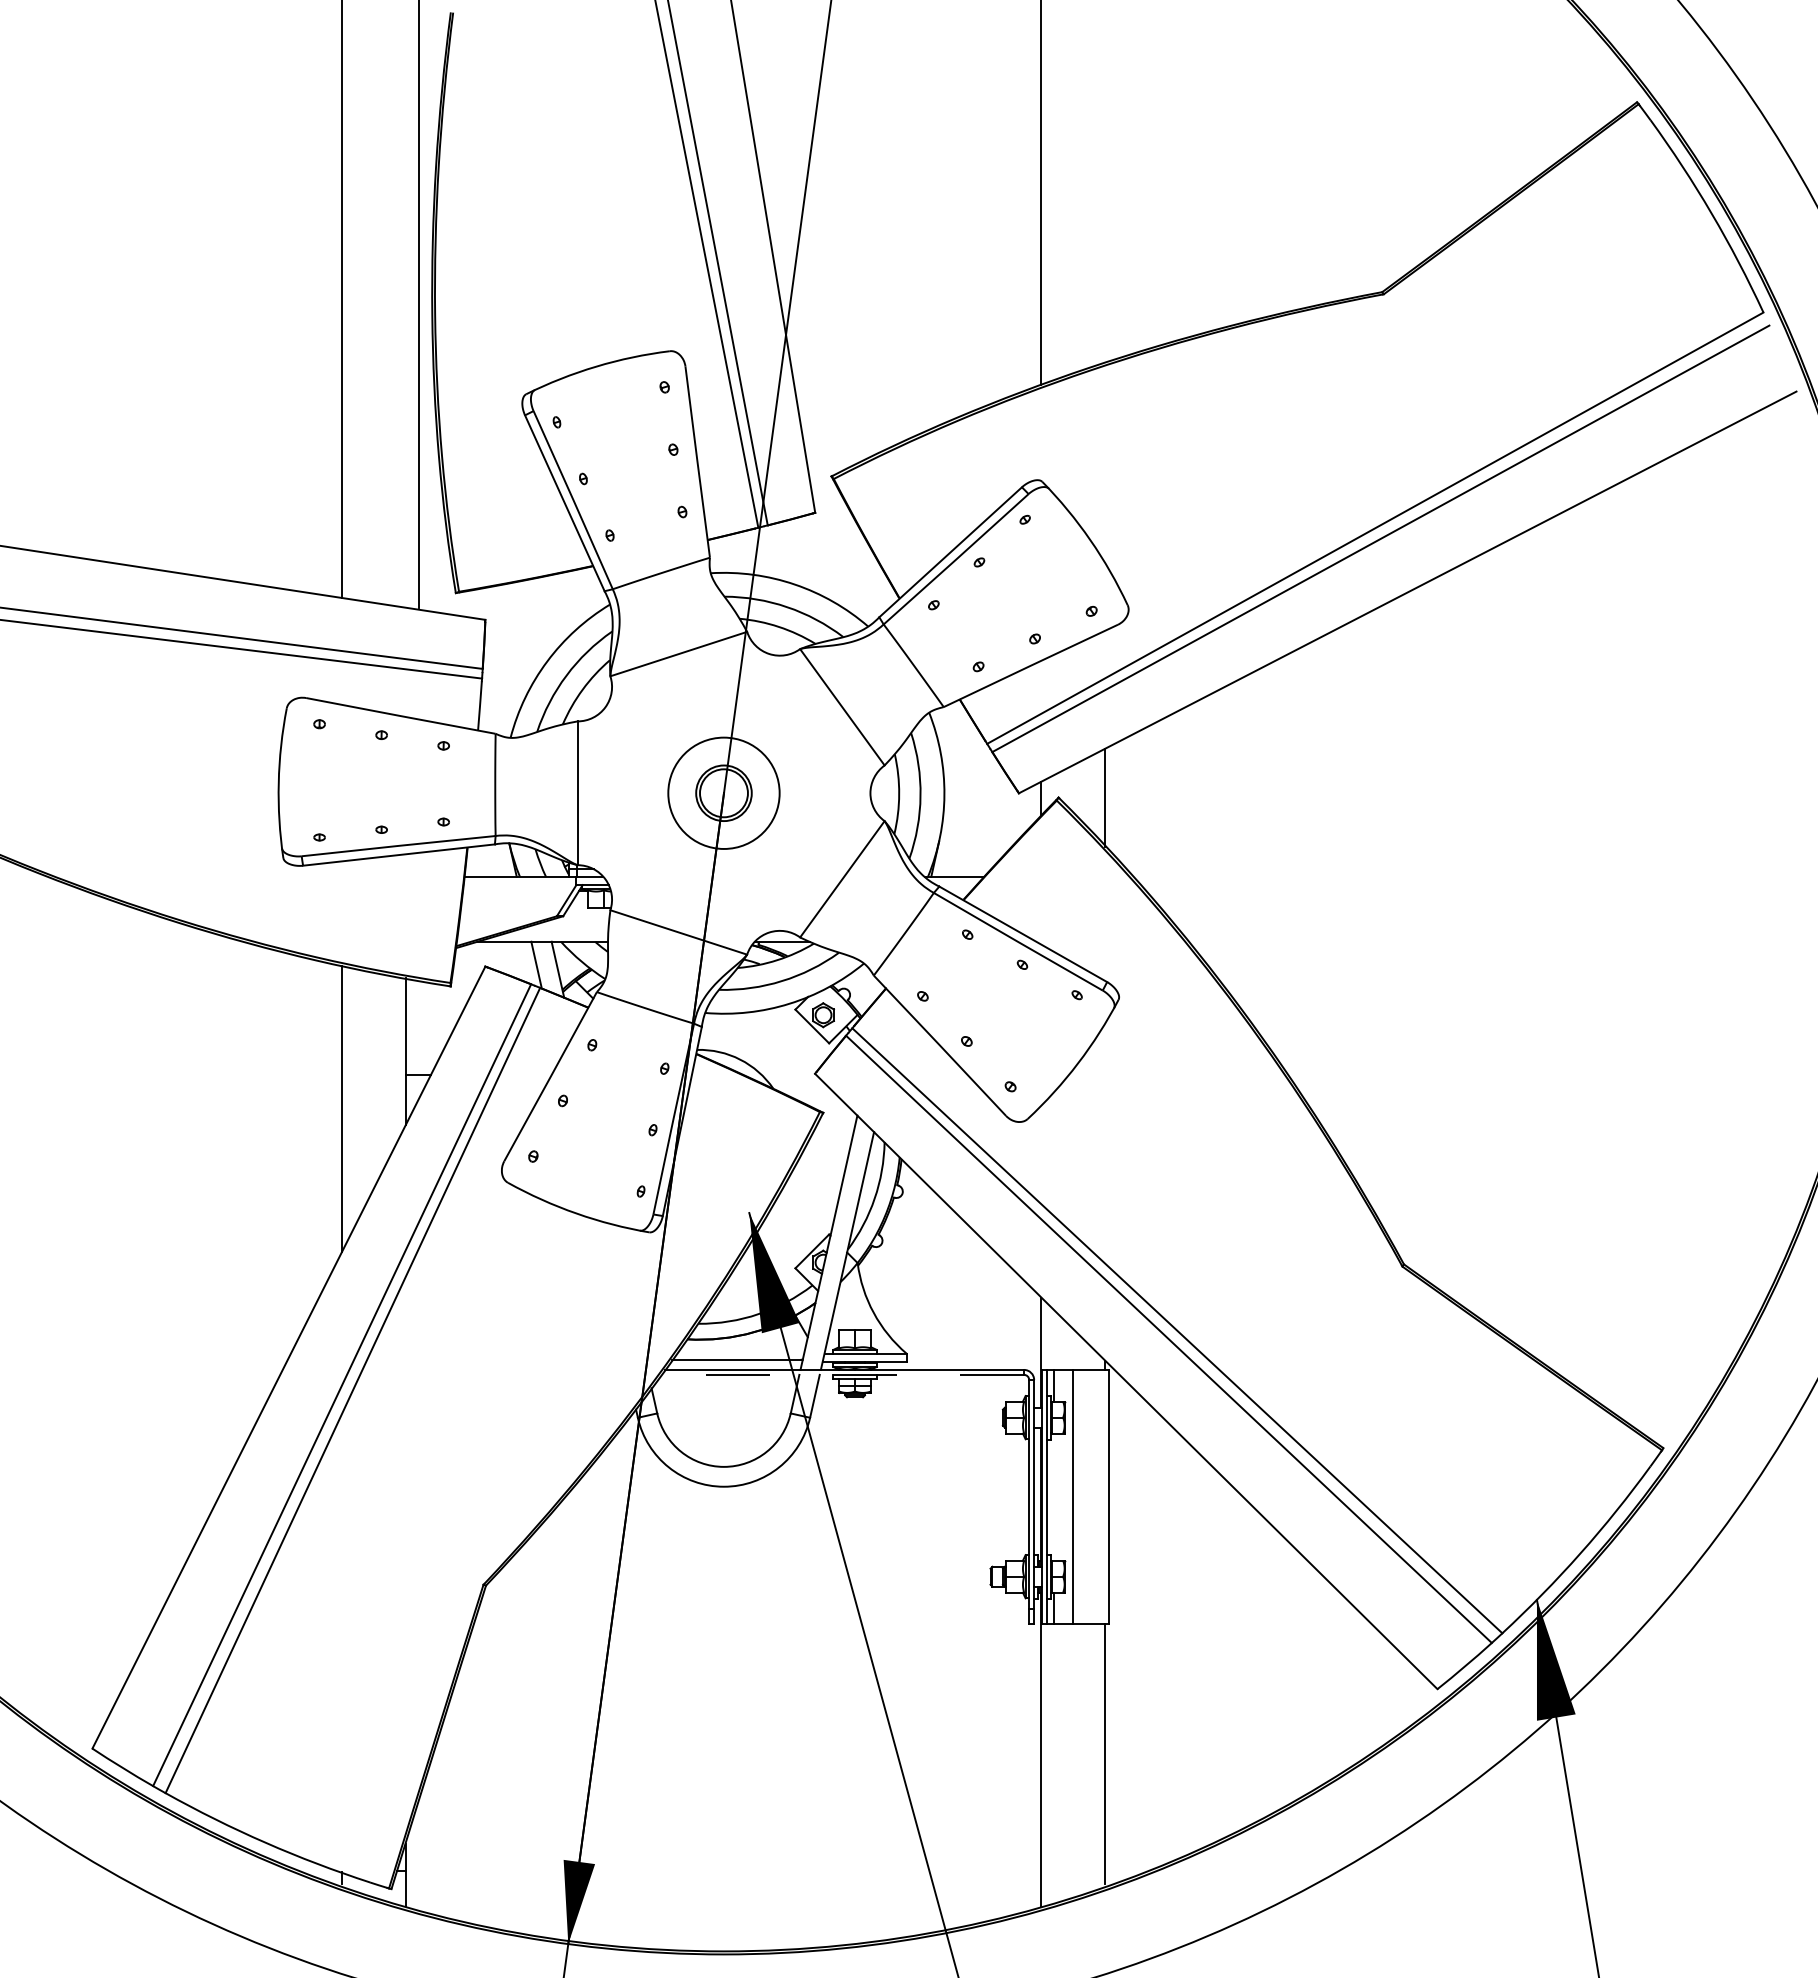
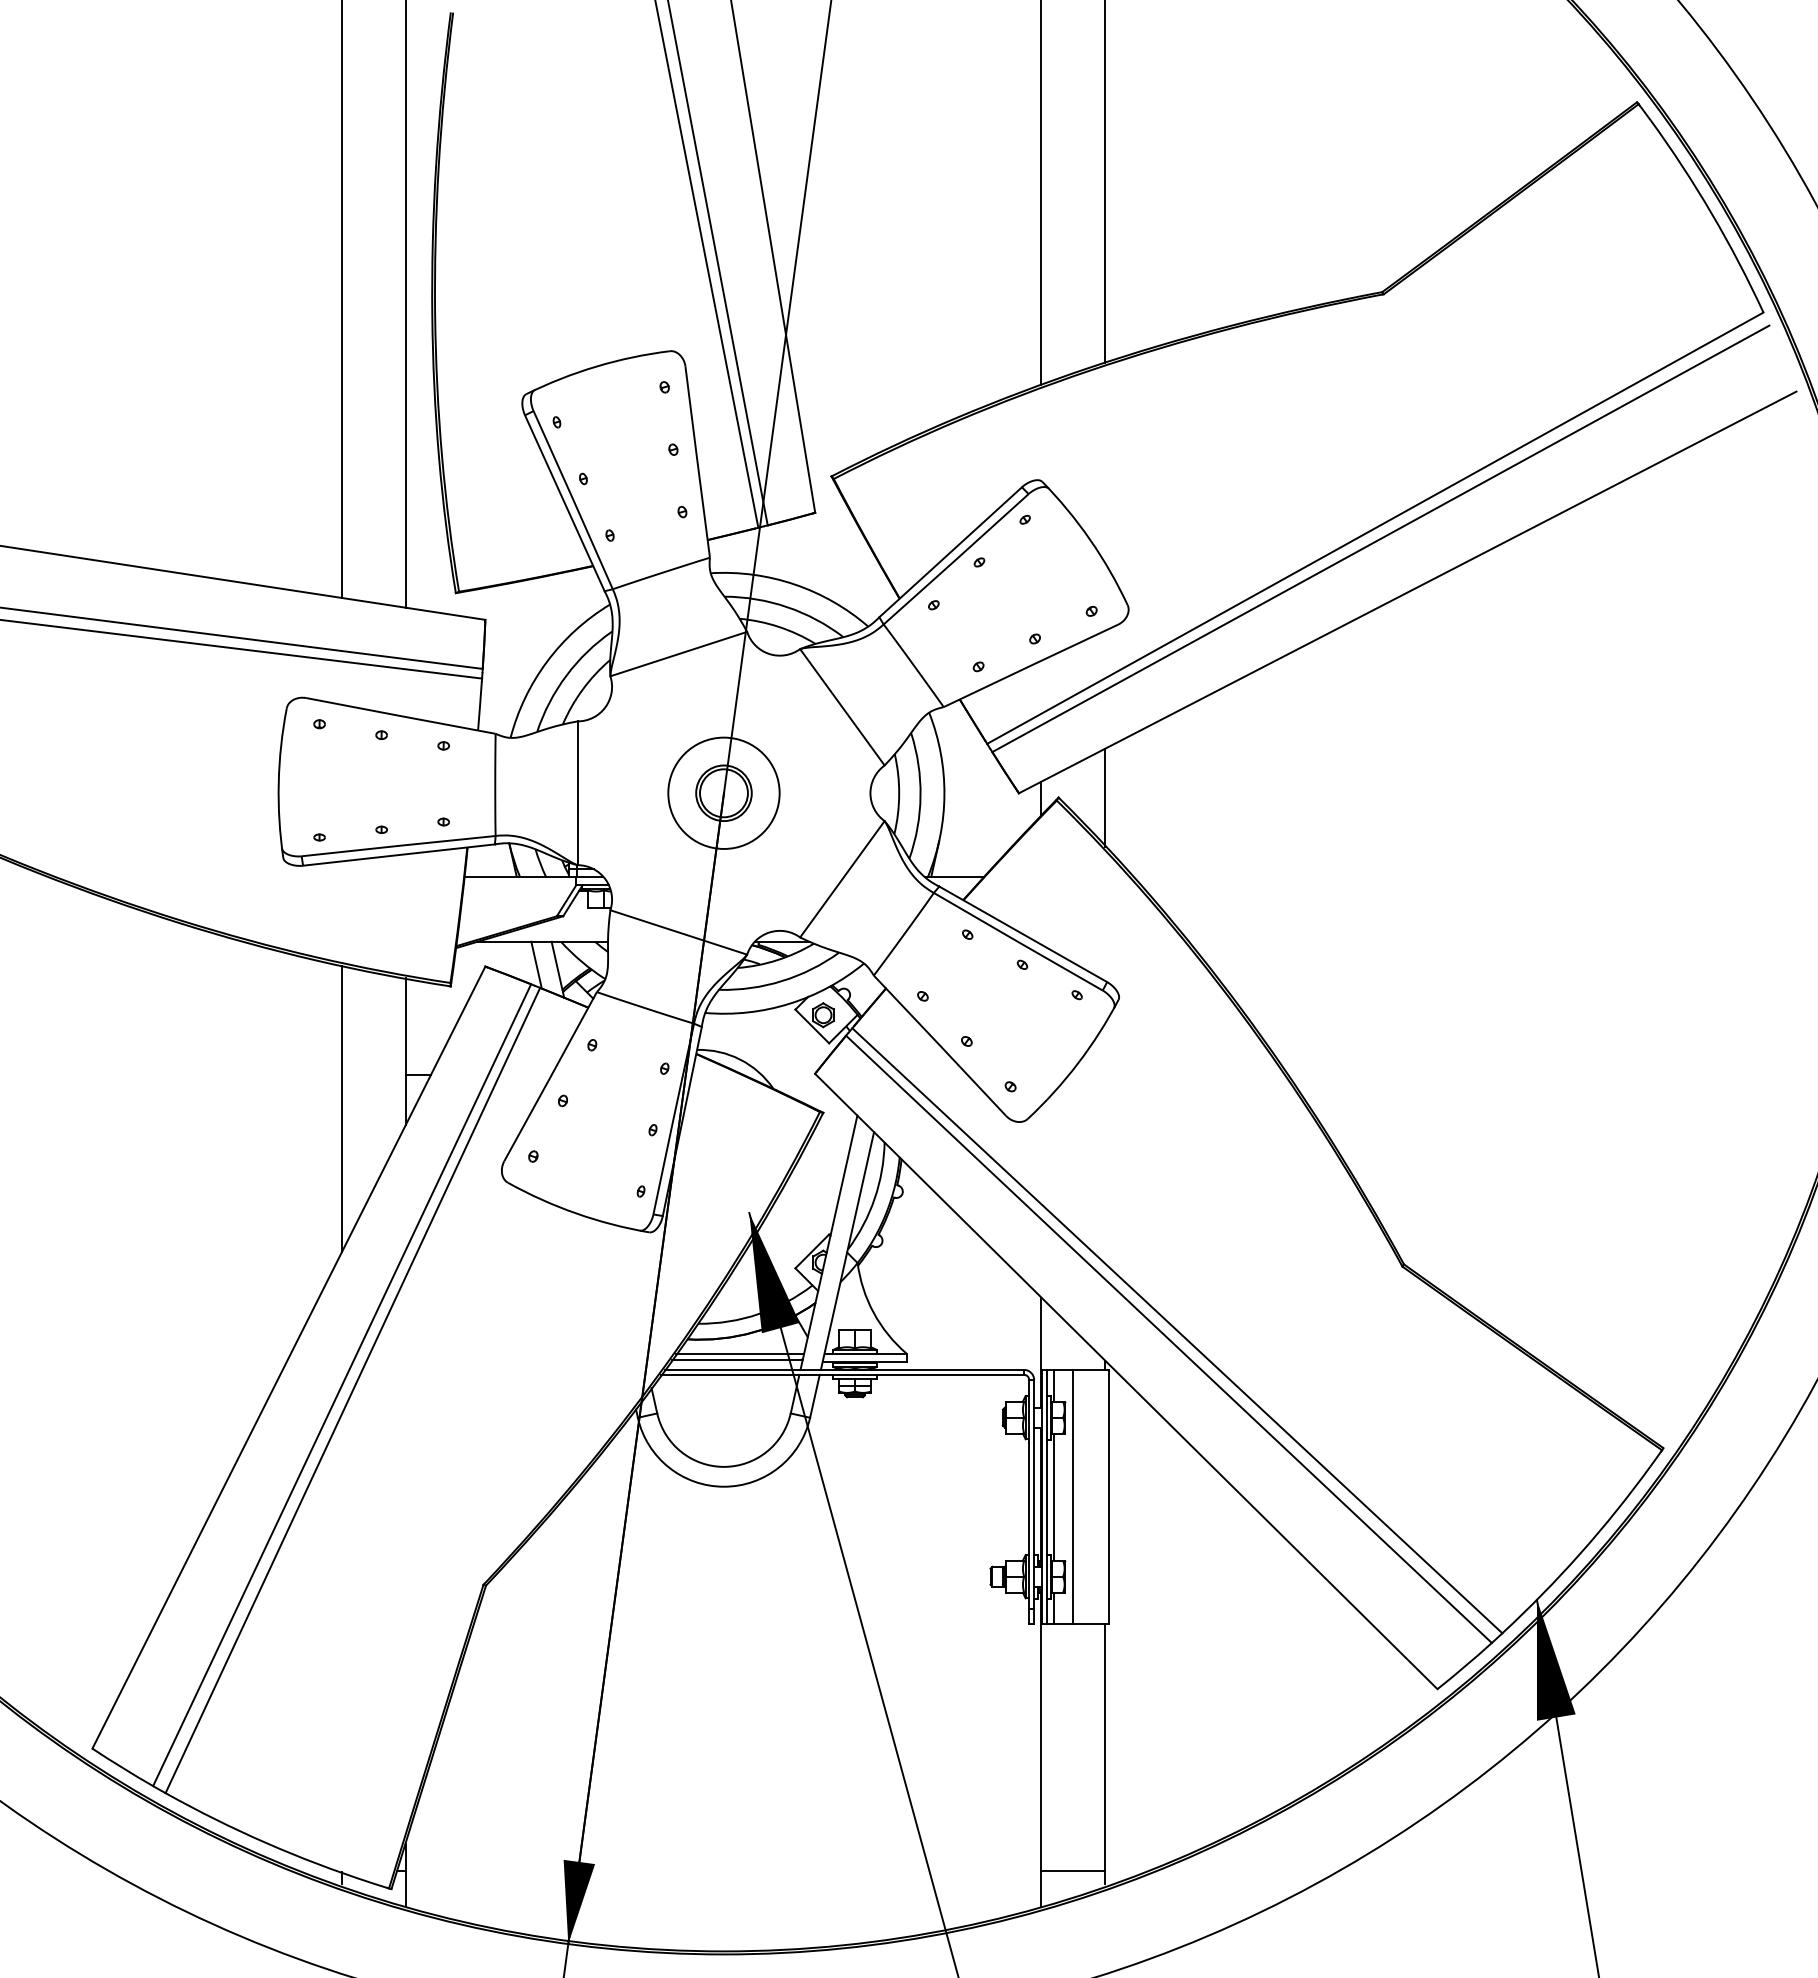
line: none -> present (1105, 182)
line position: (418, 304) -> (405, 304) (405, 304)
line: none -> present (740, 1353)
line: dashed -> solid (842, 1374)
line: none -> present (1054, 1496)
line: none -> present (1073, 1871)
